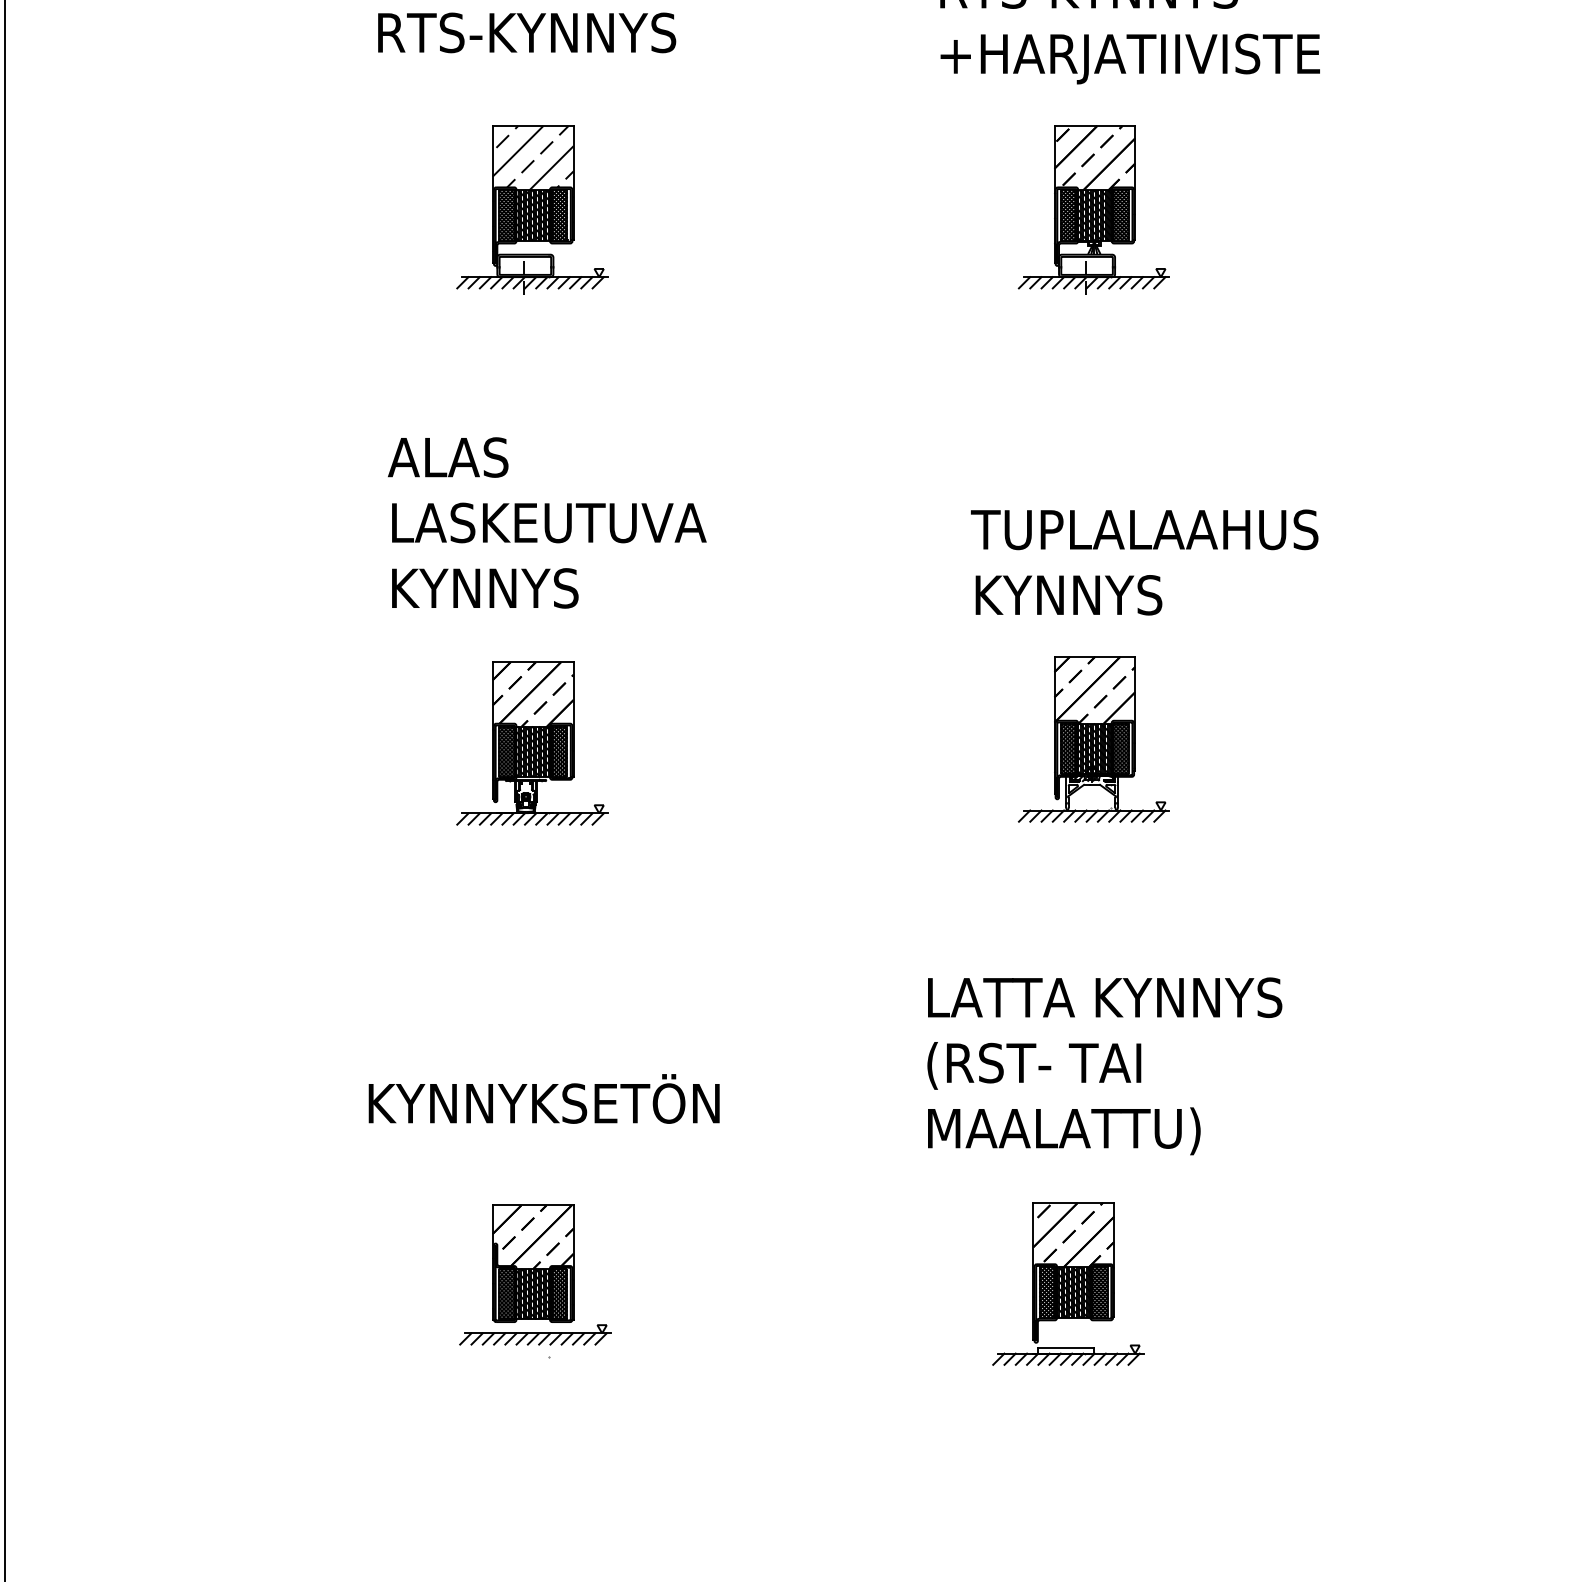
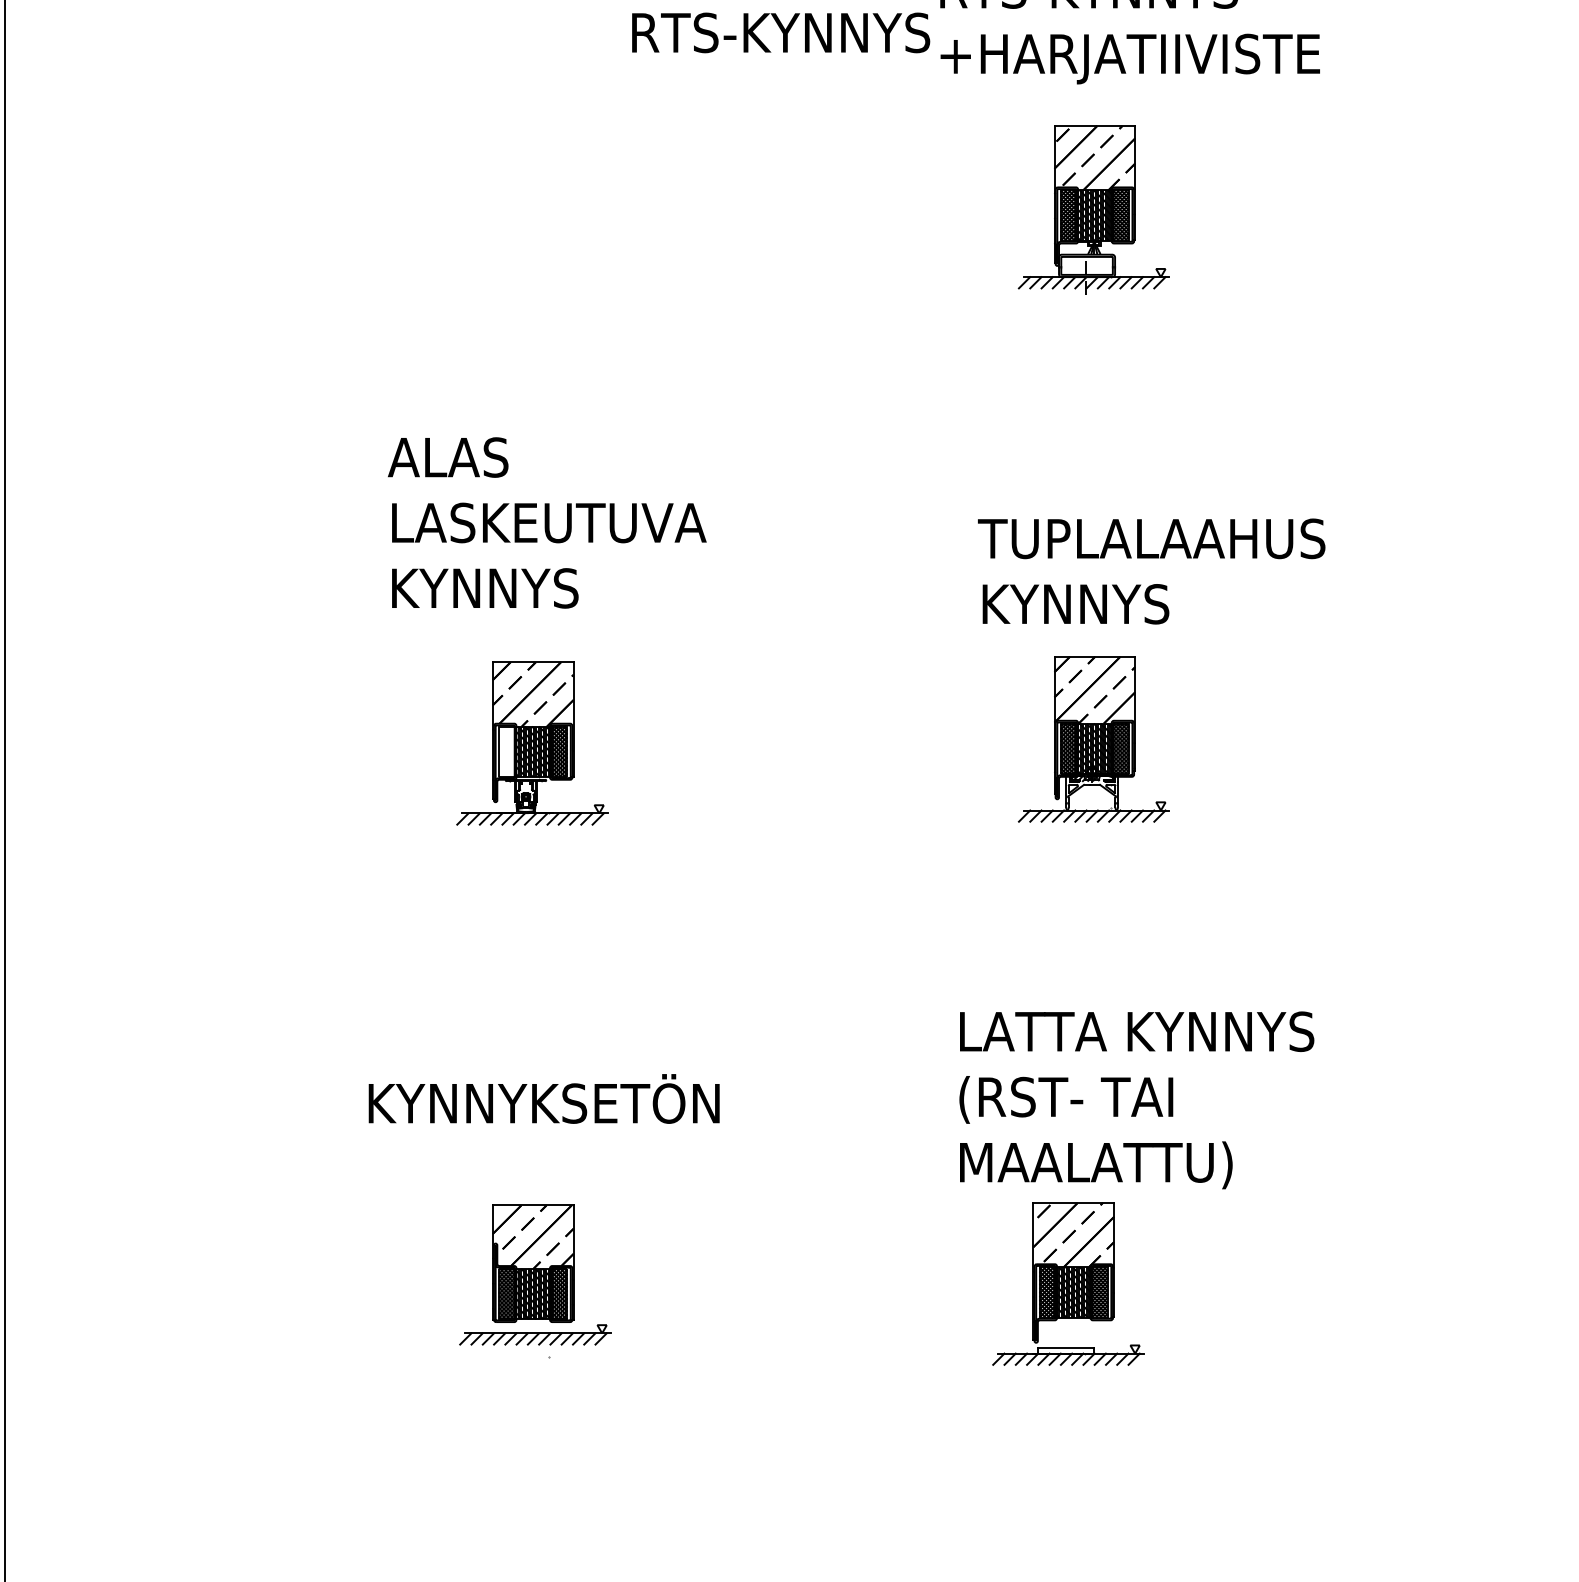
text position: (527, 32) -> (781, 32) (781, 32)
part: present -> none (532, 209)
text position: (1144, 562) -> (1151, 571) (1151, 571)
hatch: present -> none (506, 751)
text position: (1104, 1066) -> (1136, 1100) (1136, 1100)
